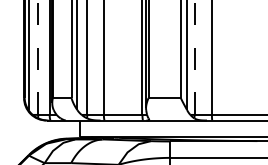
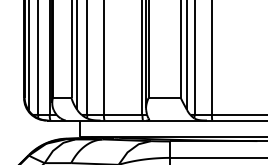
line: dashed -> solid (38, 56)
line: dashed -> solid (194, 56)
